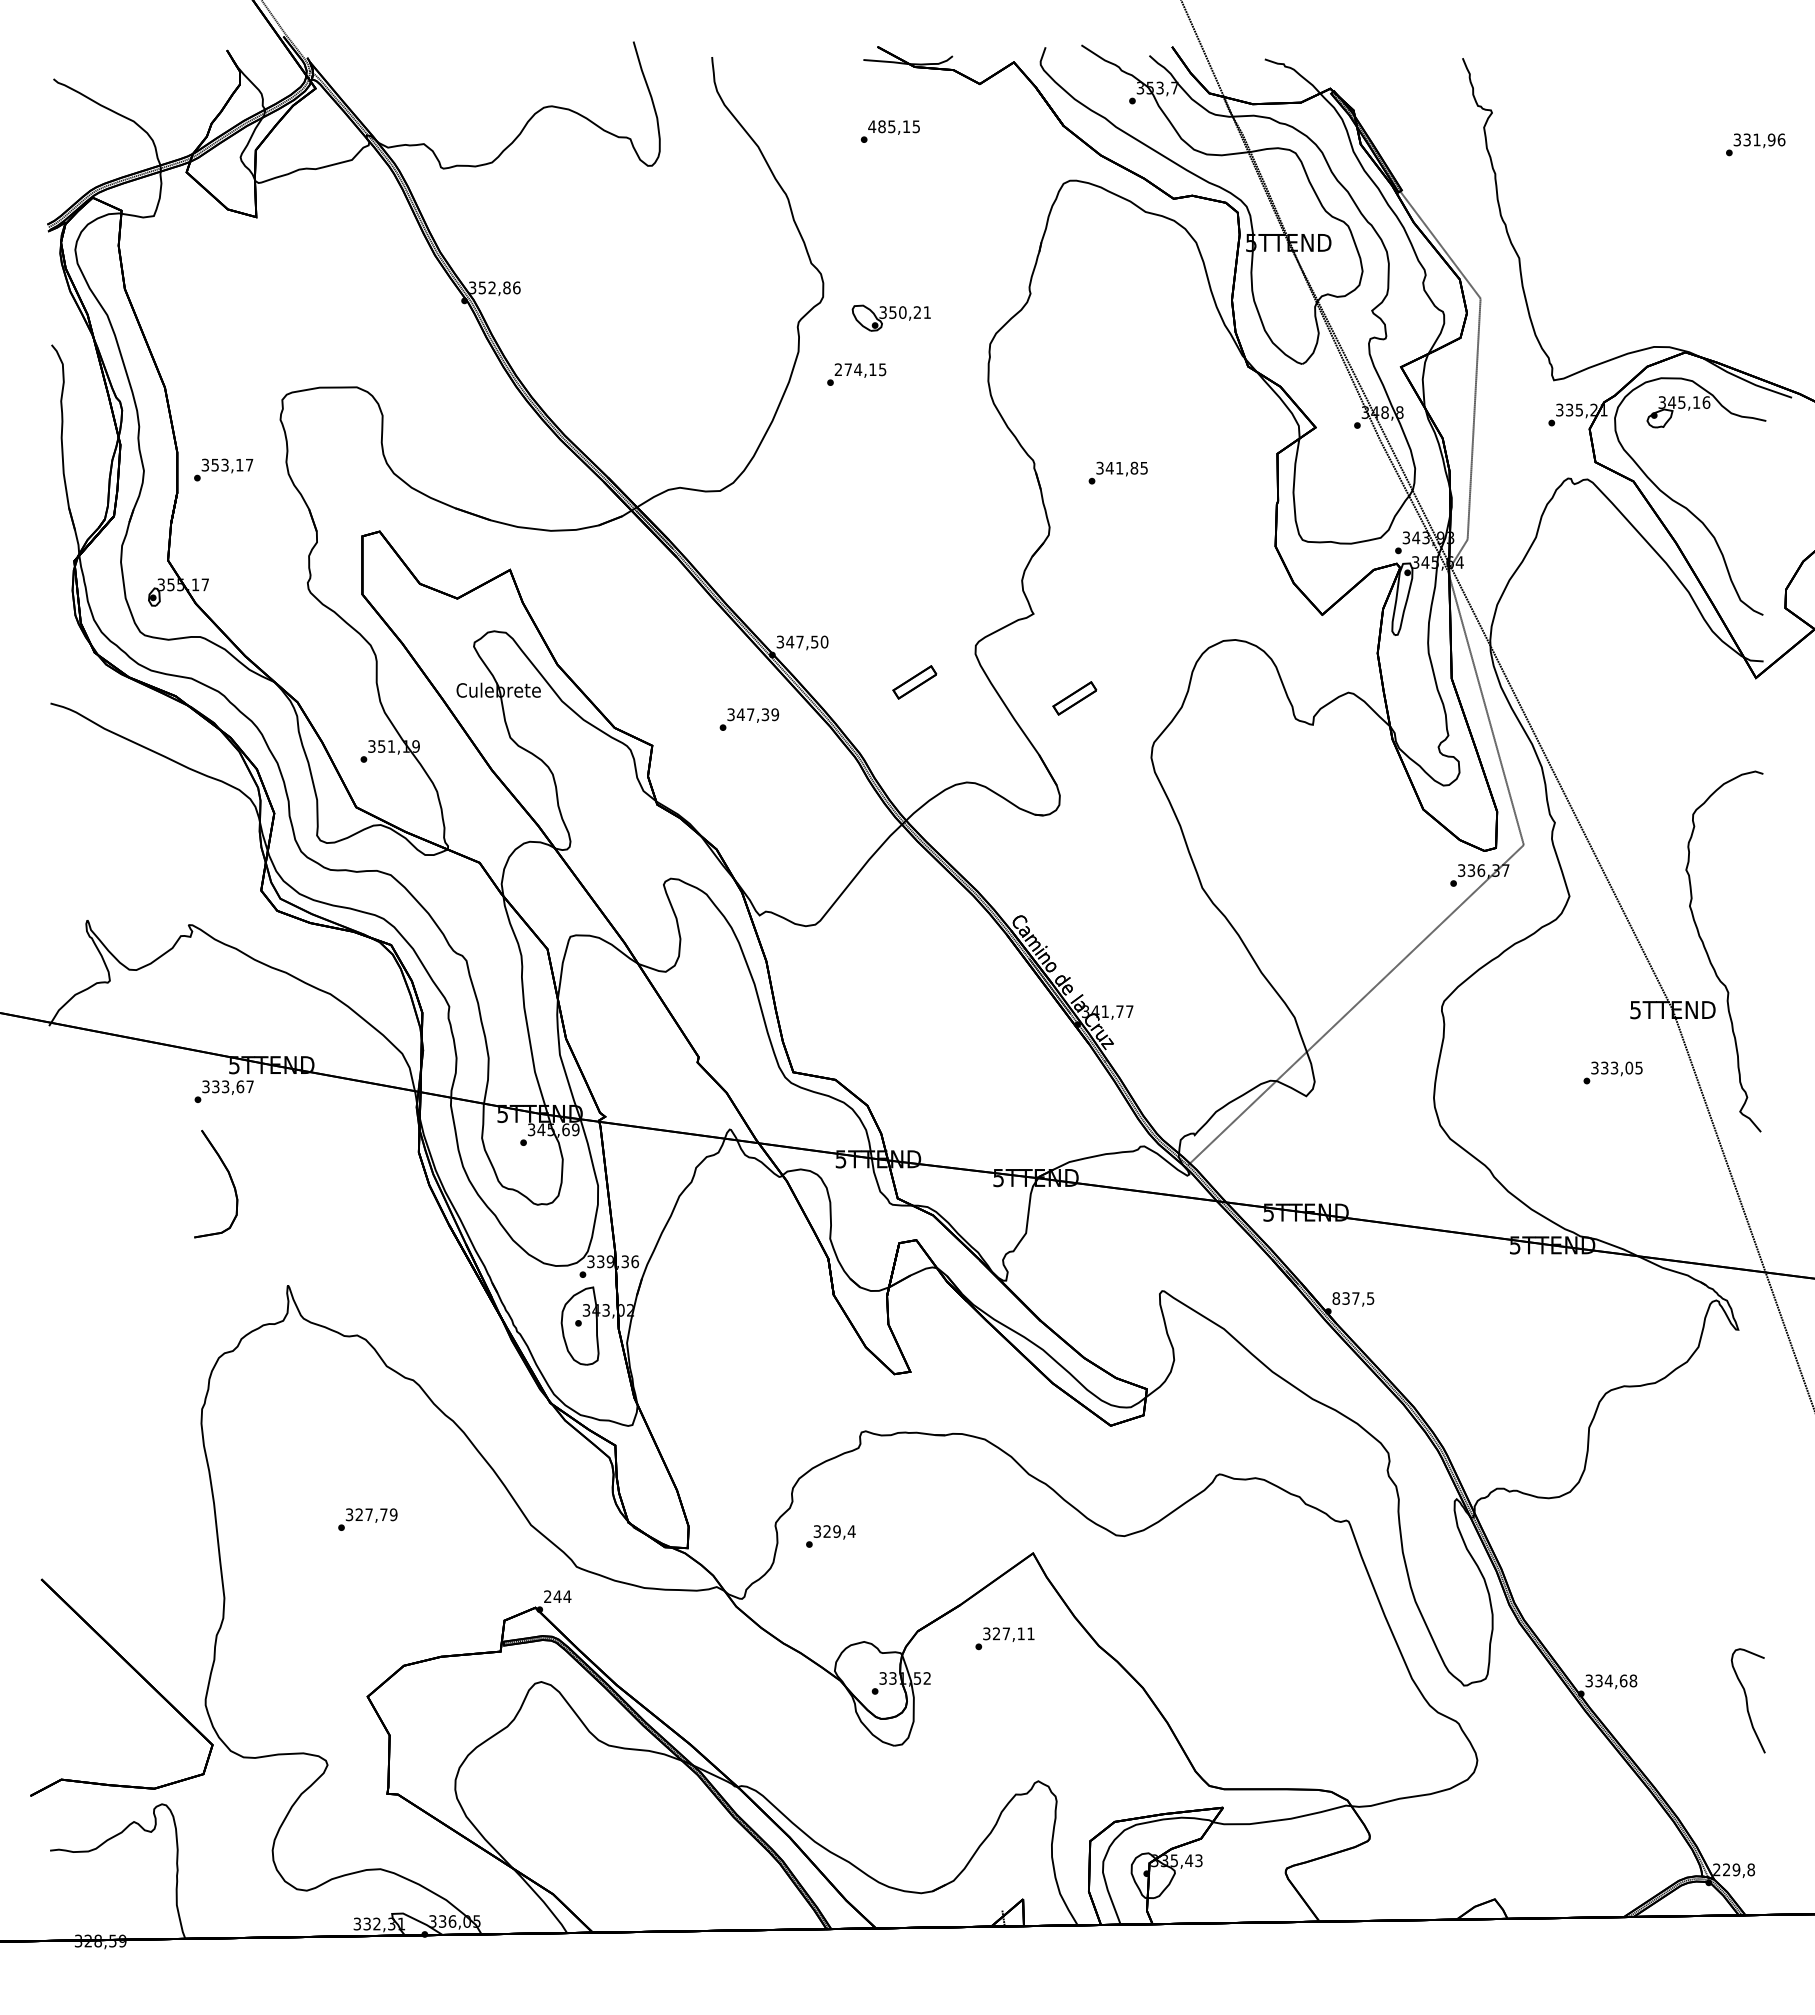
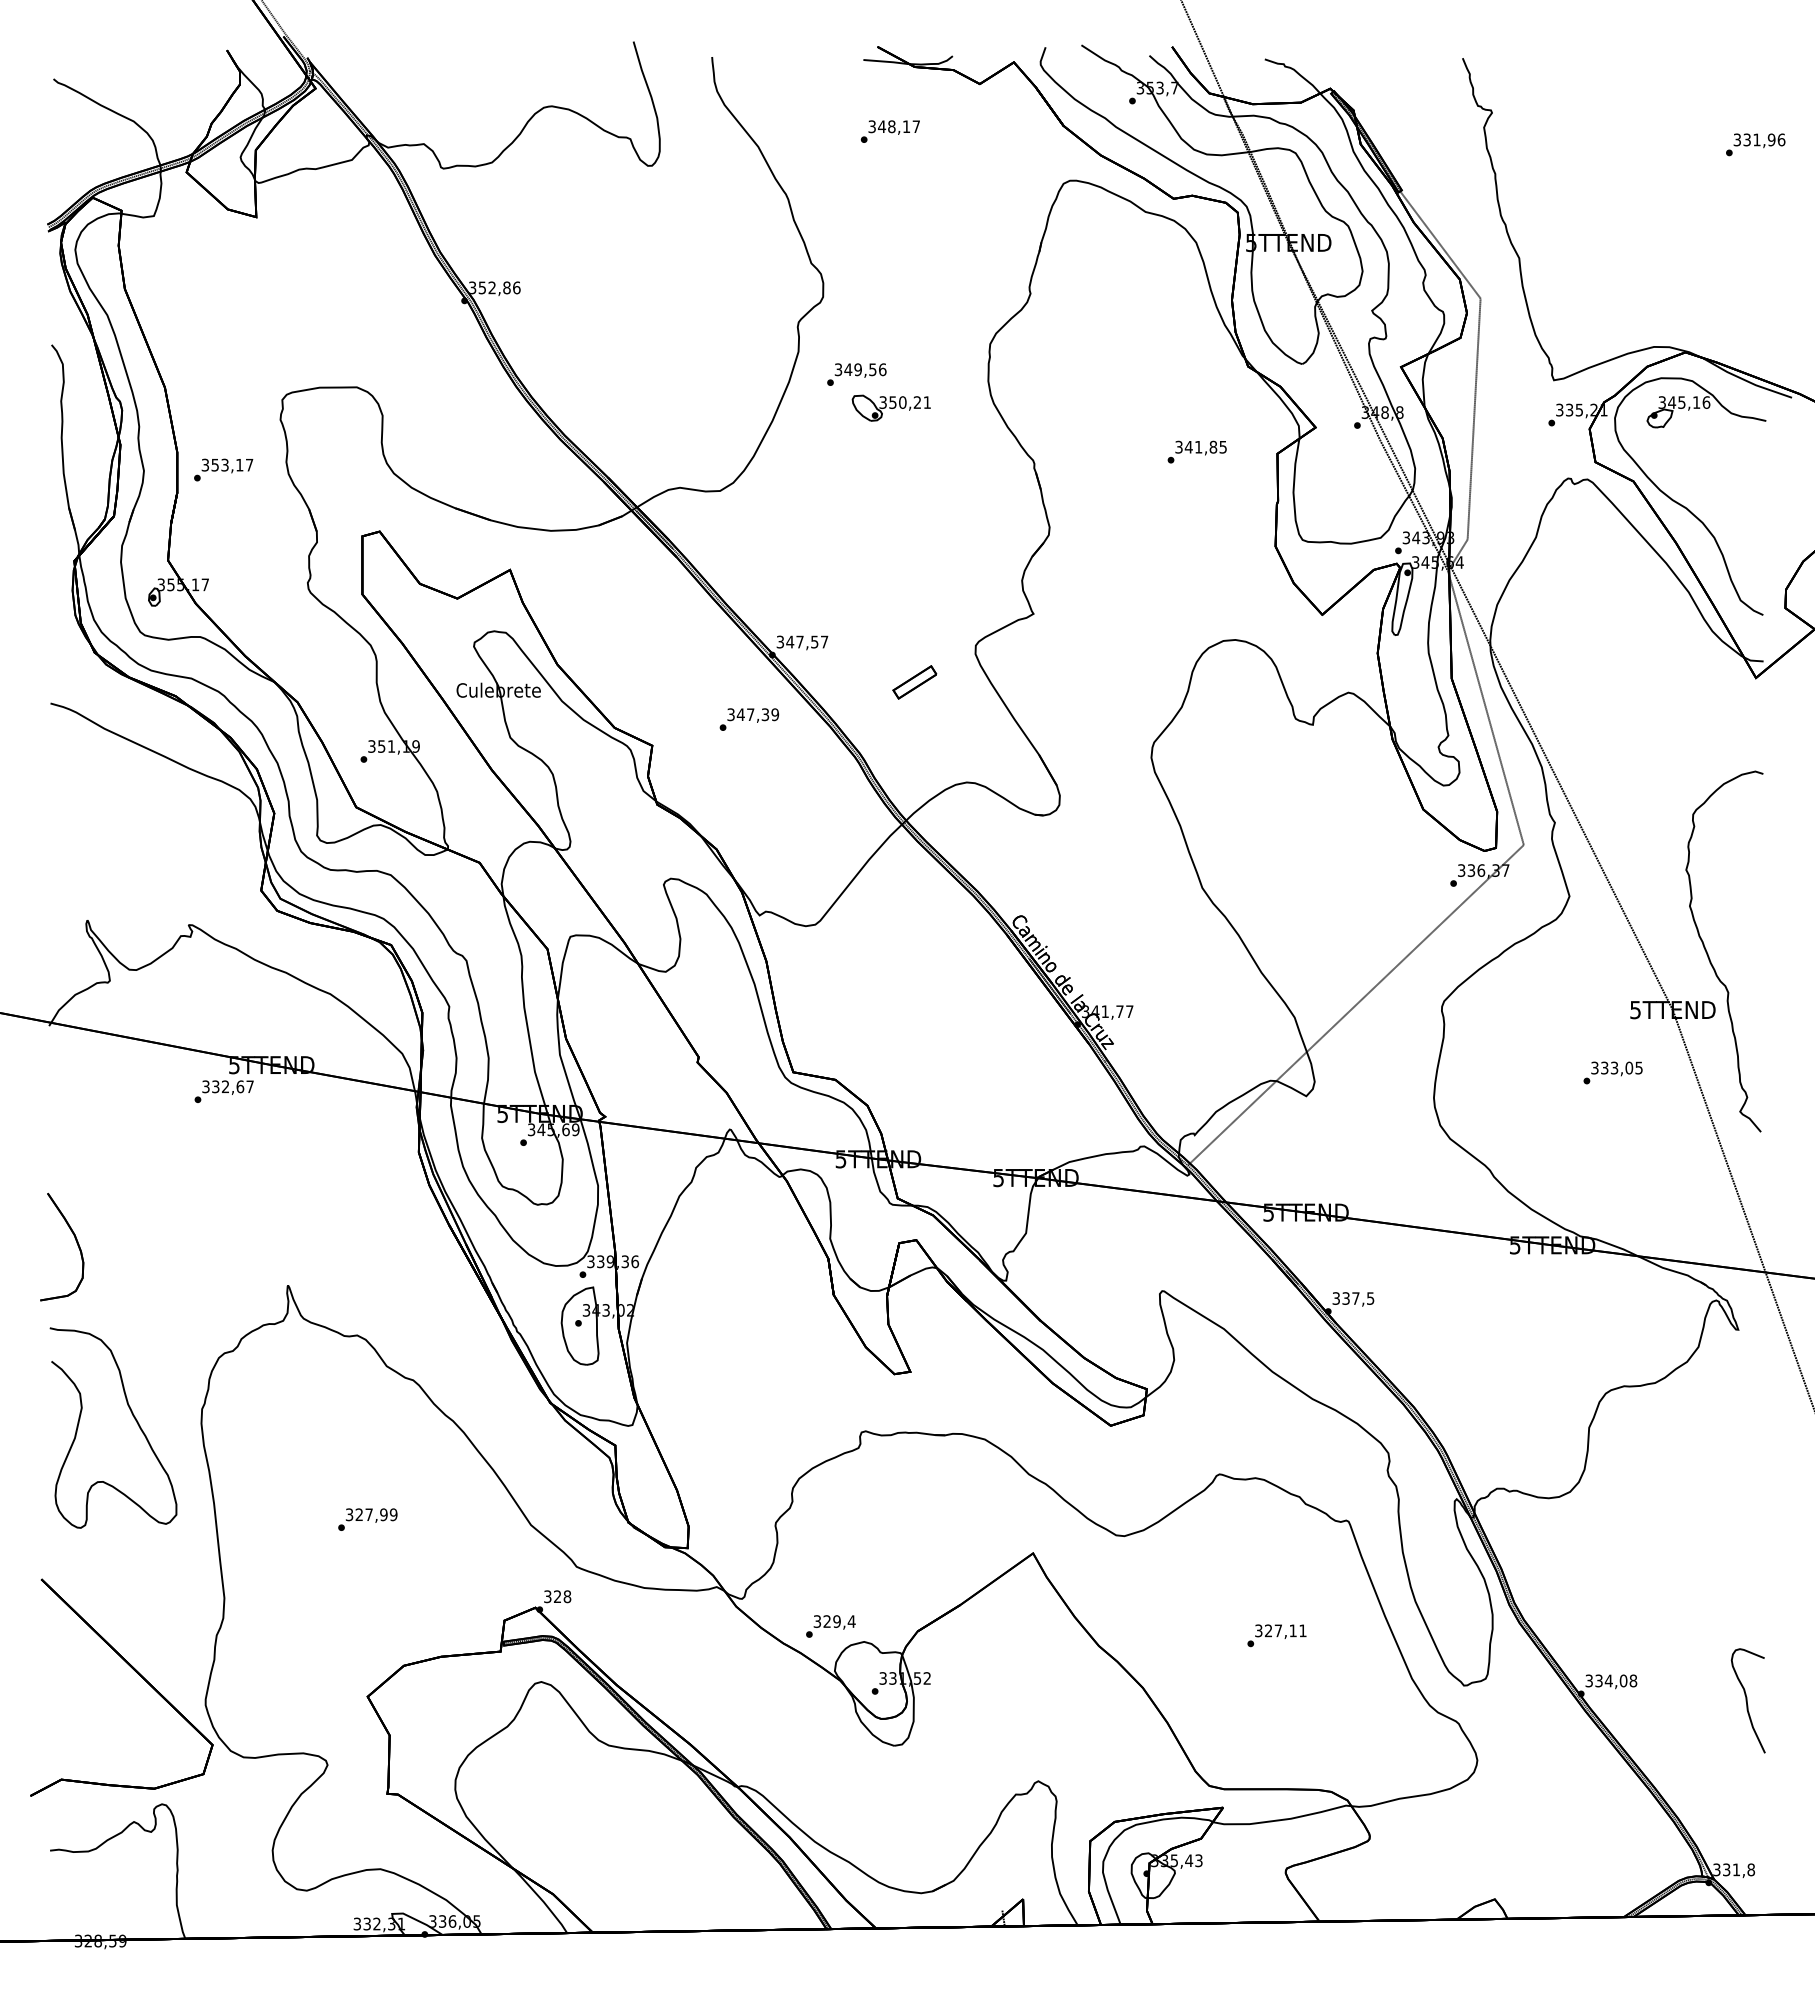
text: 485,15 -> 348,17 (893, 126)
part position: (890, 317) -> (890, 407) (890, 407)
text: 274,15 -> 349,56 (860, 369)
text position: (1117, 472) -> (1196, 451) (1196, 451)
text: 347,50 -> 347,57 (824, 641)
part: present -> none (1074, 698)
text: 333,67 -> 332,67 (225, 1087)
part position: (229, 1177) -> (75, 1240) (75, 1240)
text: 837,5 -> 337,5 (1336, 1298)
curve: none -> present (133, 1417)
text: 327,79 -> 327,99 (383, 1514)
text position: (830, 1536) -> (830, 1626) (830, 1626)
text: 244 -> 328 (557, 1596)
text position: (1004, 1638) -> (1276, 1635) (1276, 1635)
text: 334,68 -> 334,08 (1623, 1680)
text: 229,8 -> 331,8 (1726, 1869)
